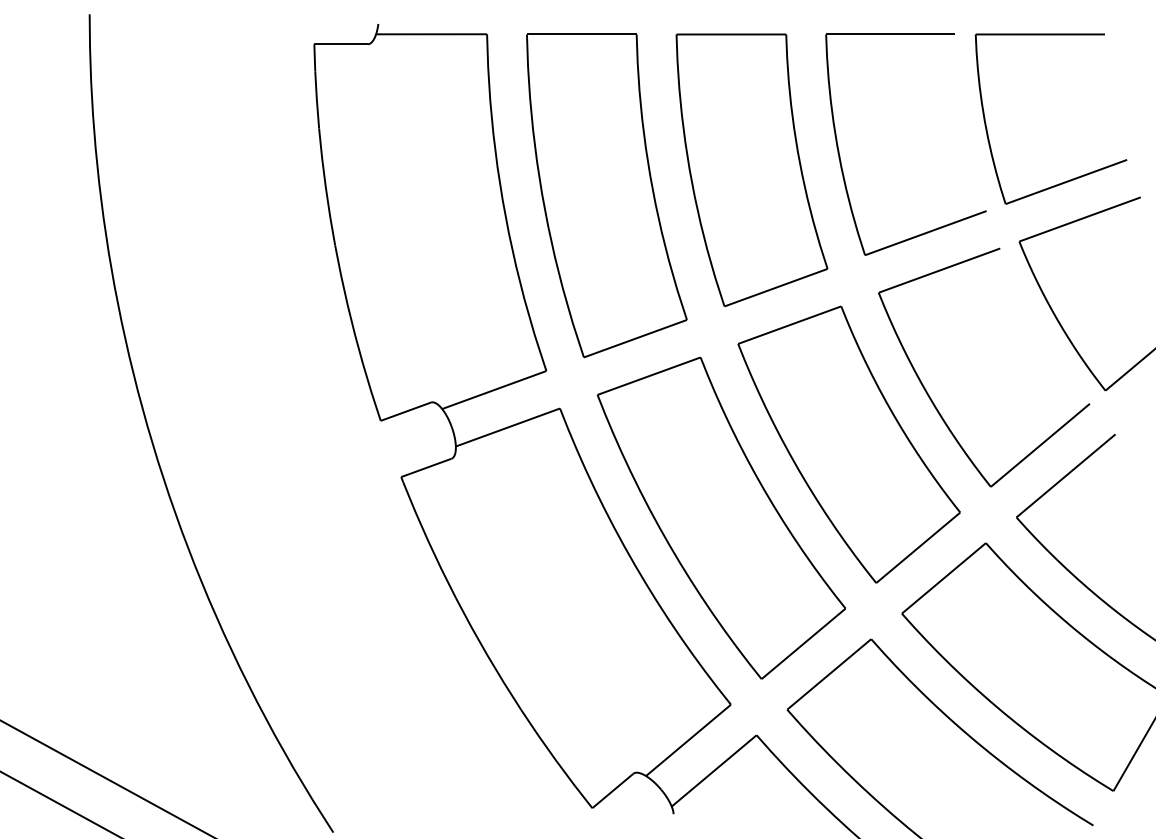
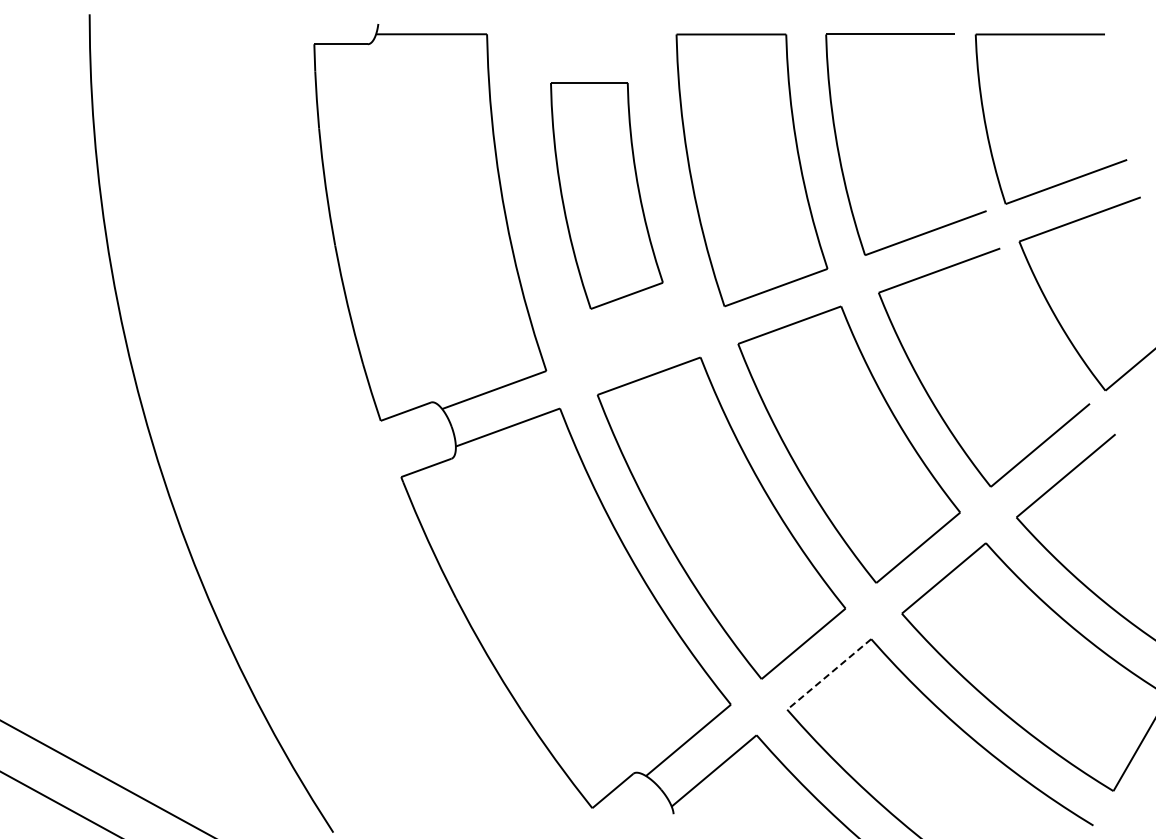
part size: 162x326 px -> 114x228 px (606, 195)
line: solid -> dashed (829, 674)
